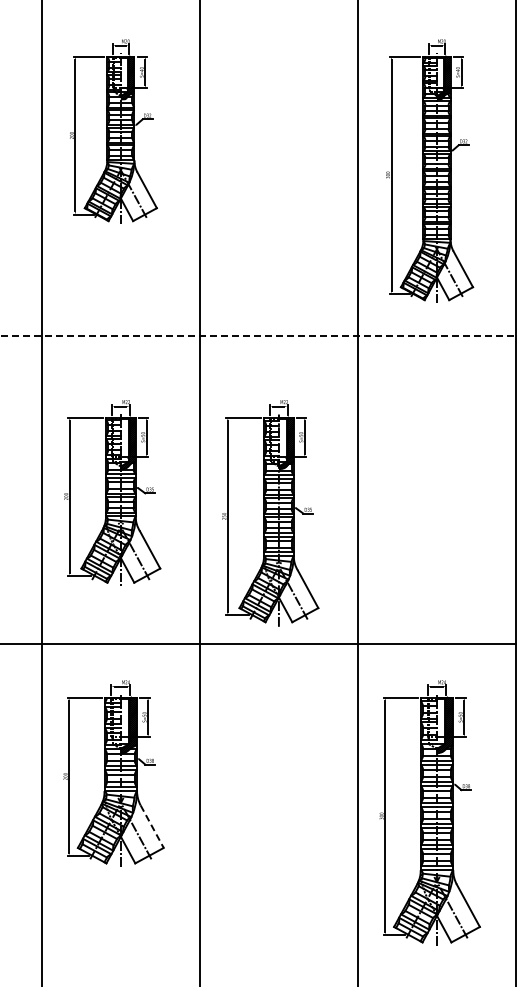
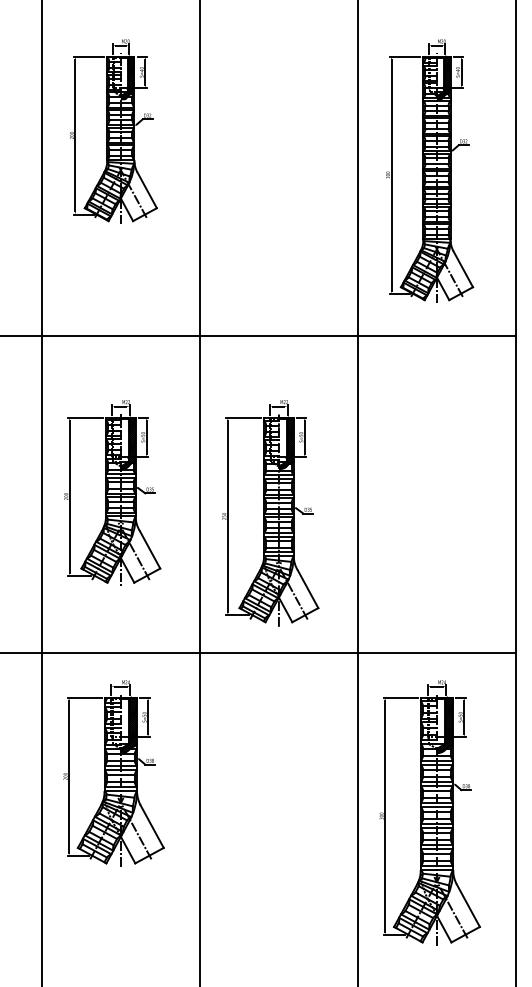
line: dashed -> solid (258, 336)
line position: (259, 643) -> (259, 652) (259, 652)
line: dashed -> solid (152, 827)
